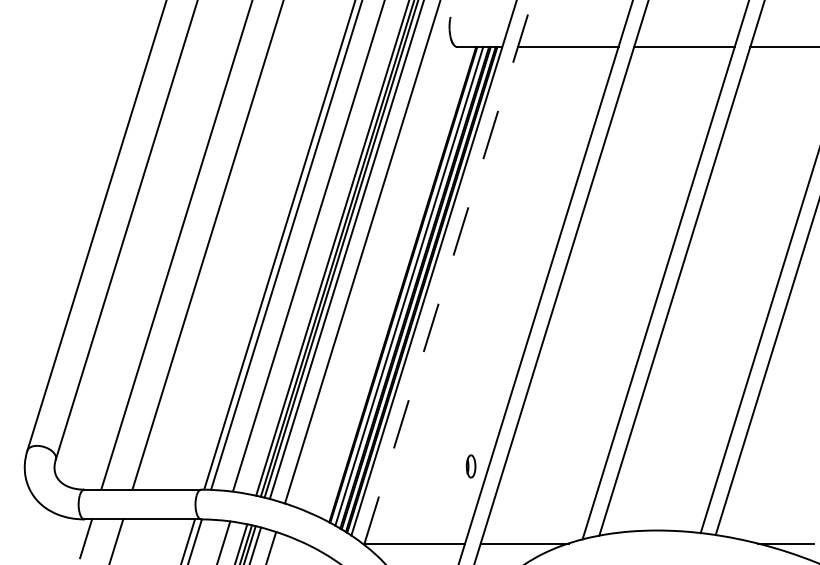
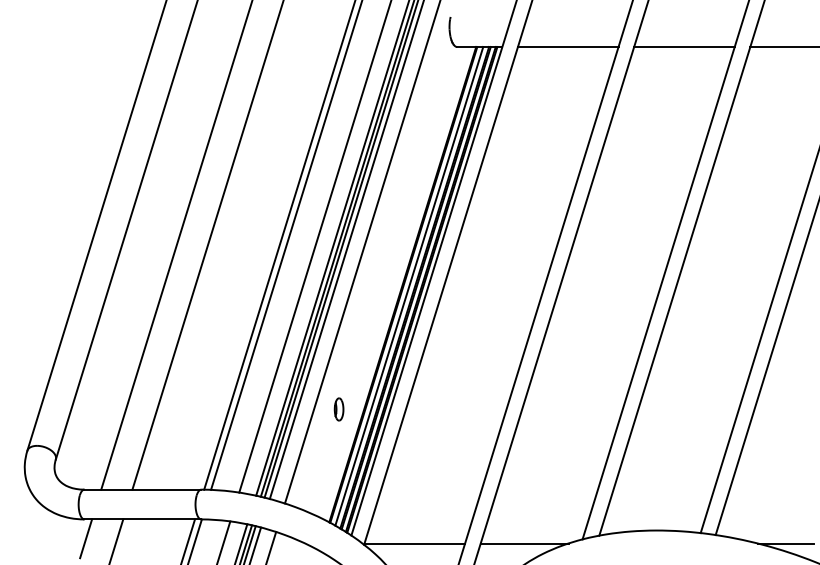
line position: (308, 246) -> (314, 247) (314, 247)
line: dashed -> solid (448, 272)
part position: (470, 466) -> (338, 409) (338, 409)
